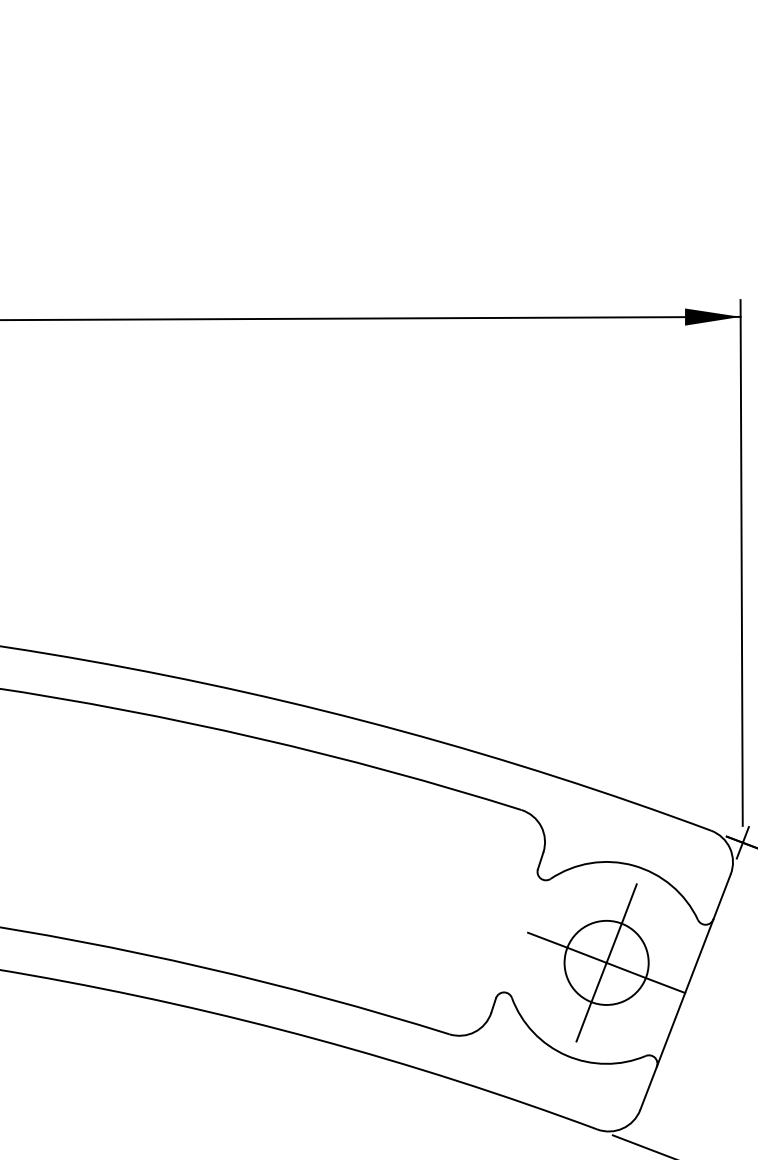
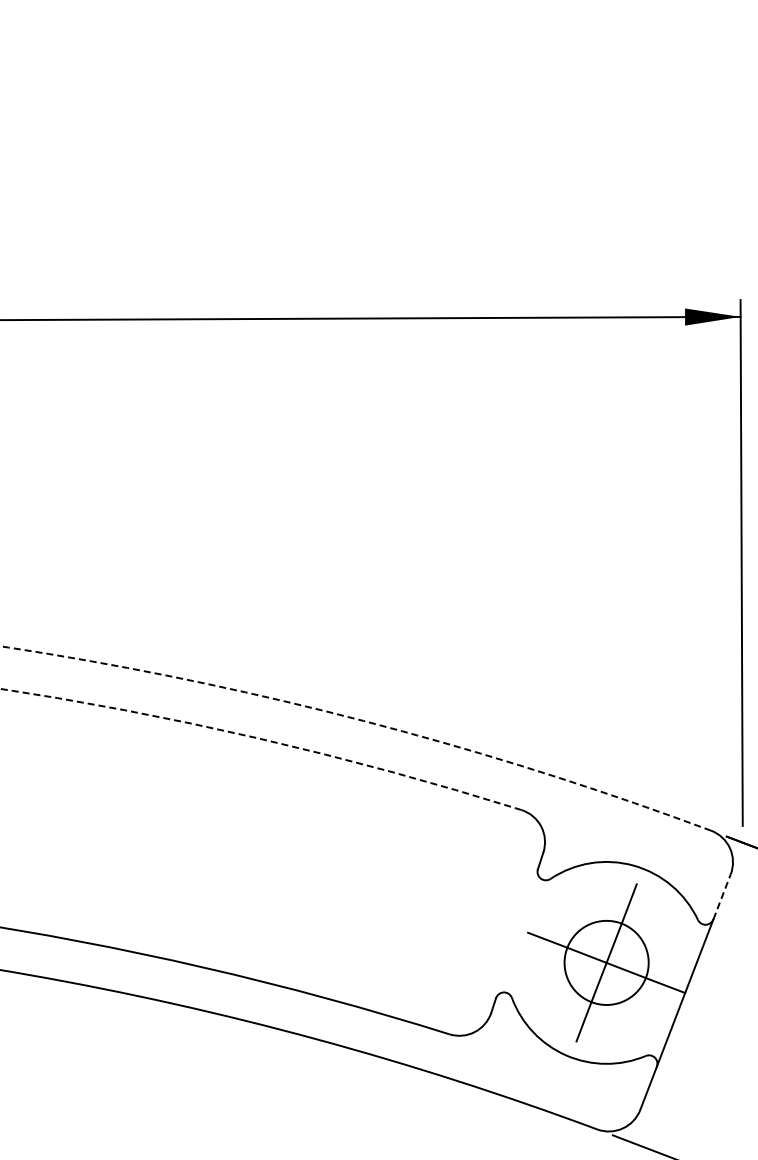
arc: solid -> dashed (359, 720)
arc: solid -> dashed (262, 739)
line: present -> none (742, 842)
line: solid -> dashed (722, 896)
